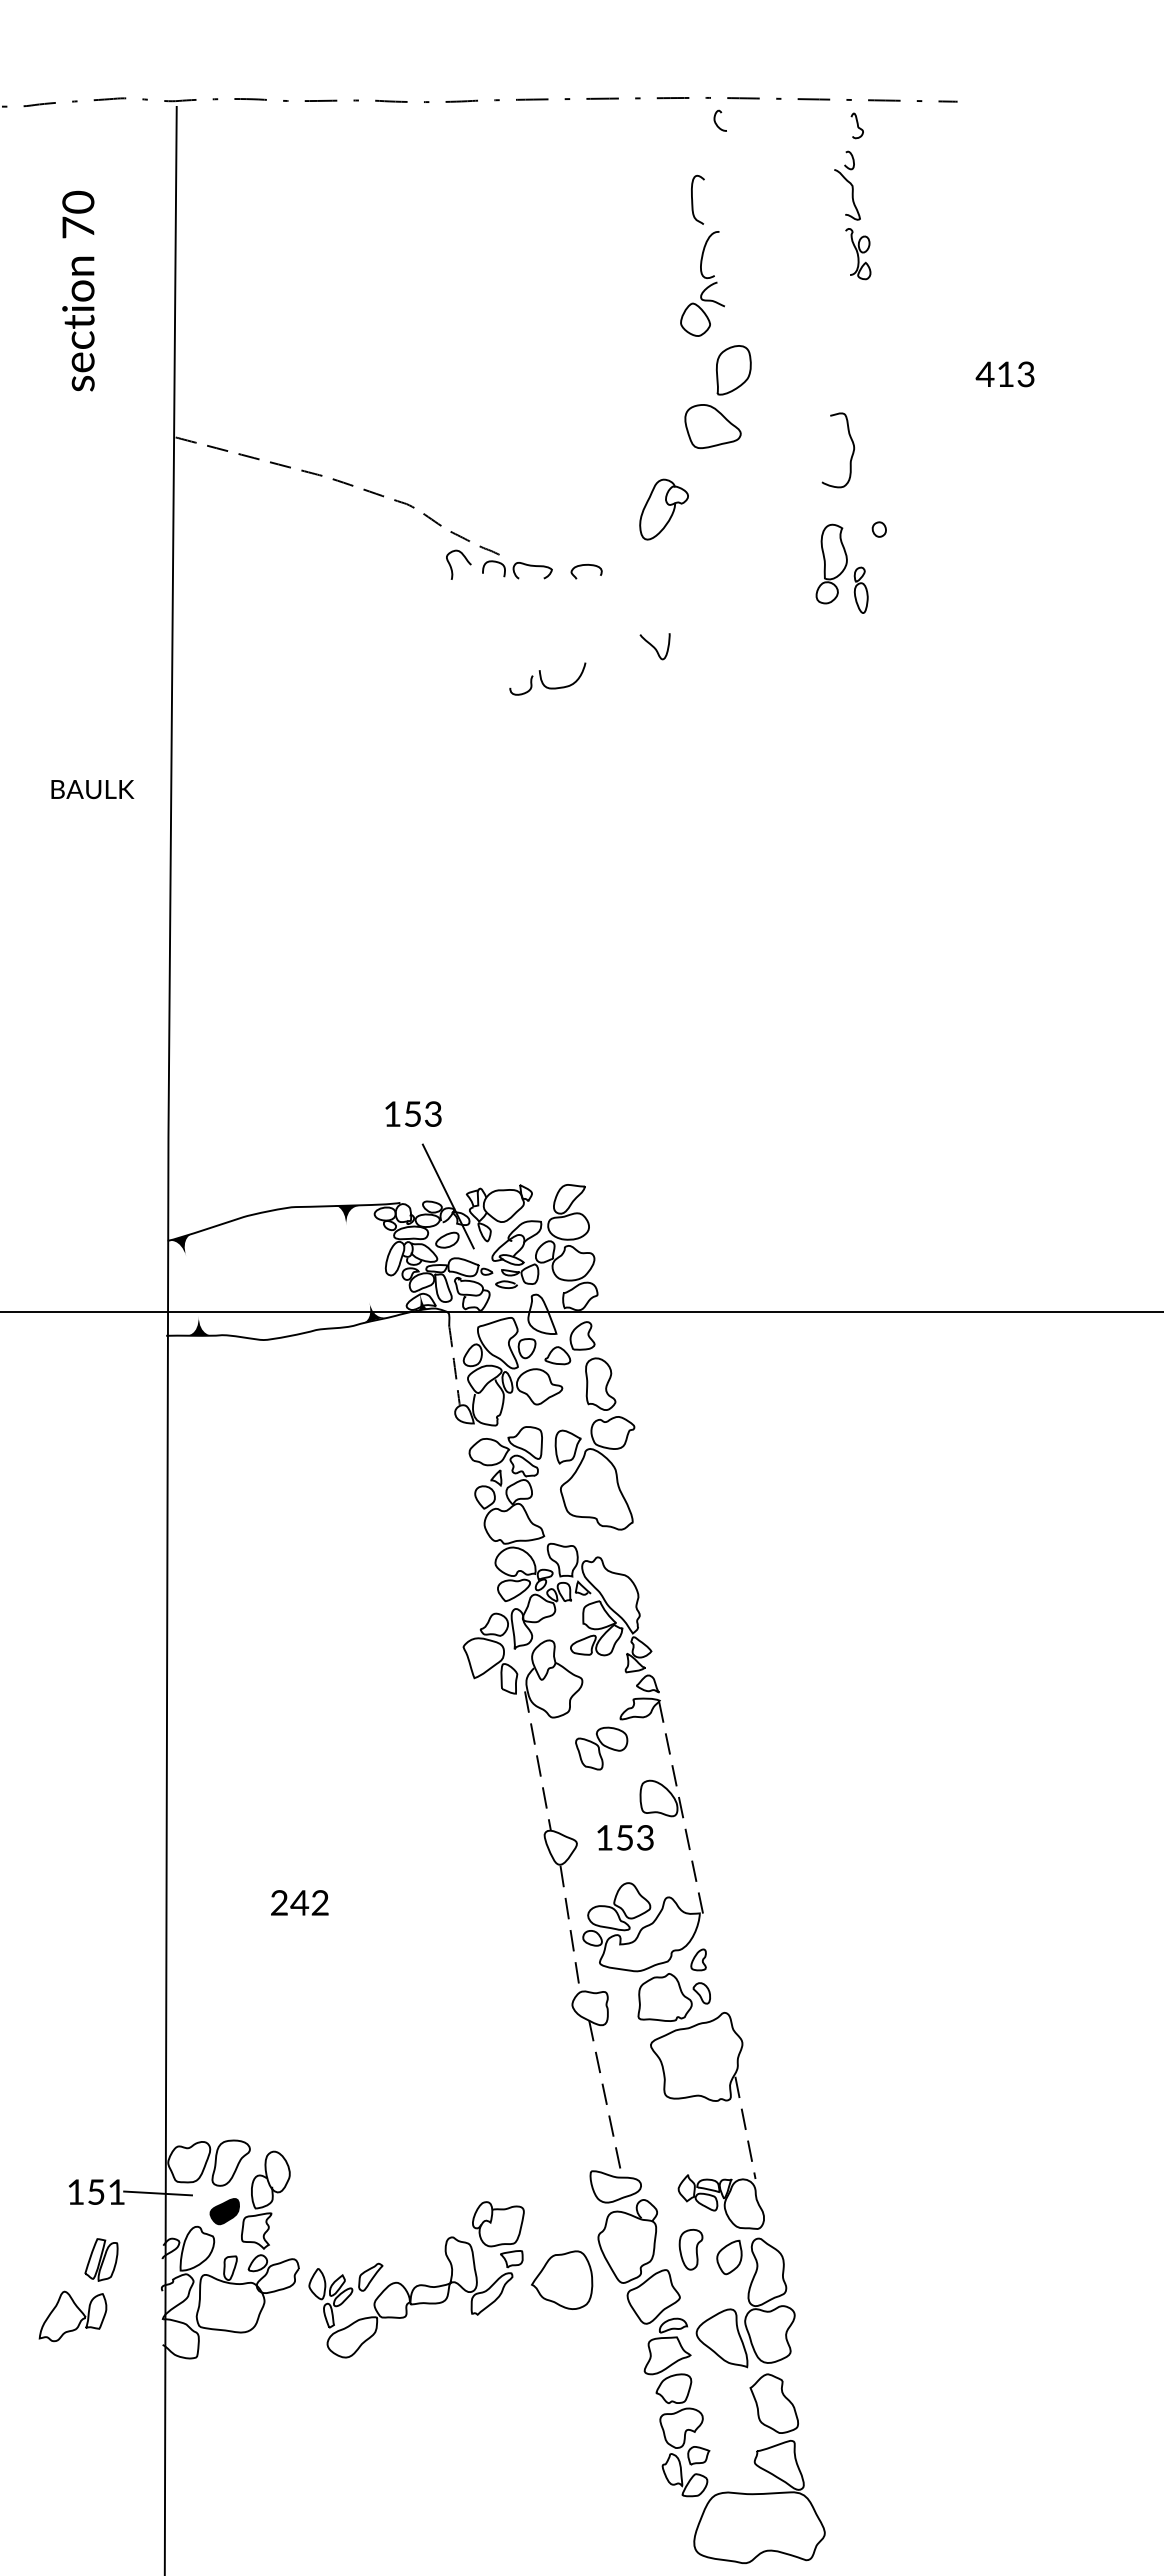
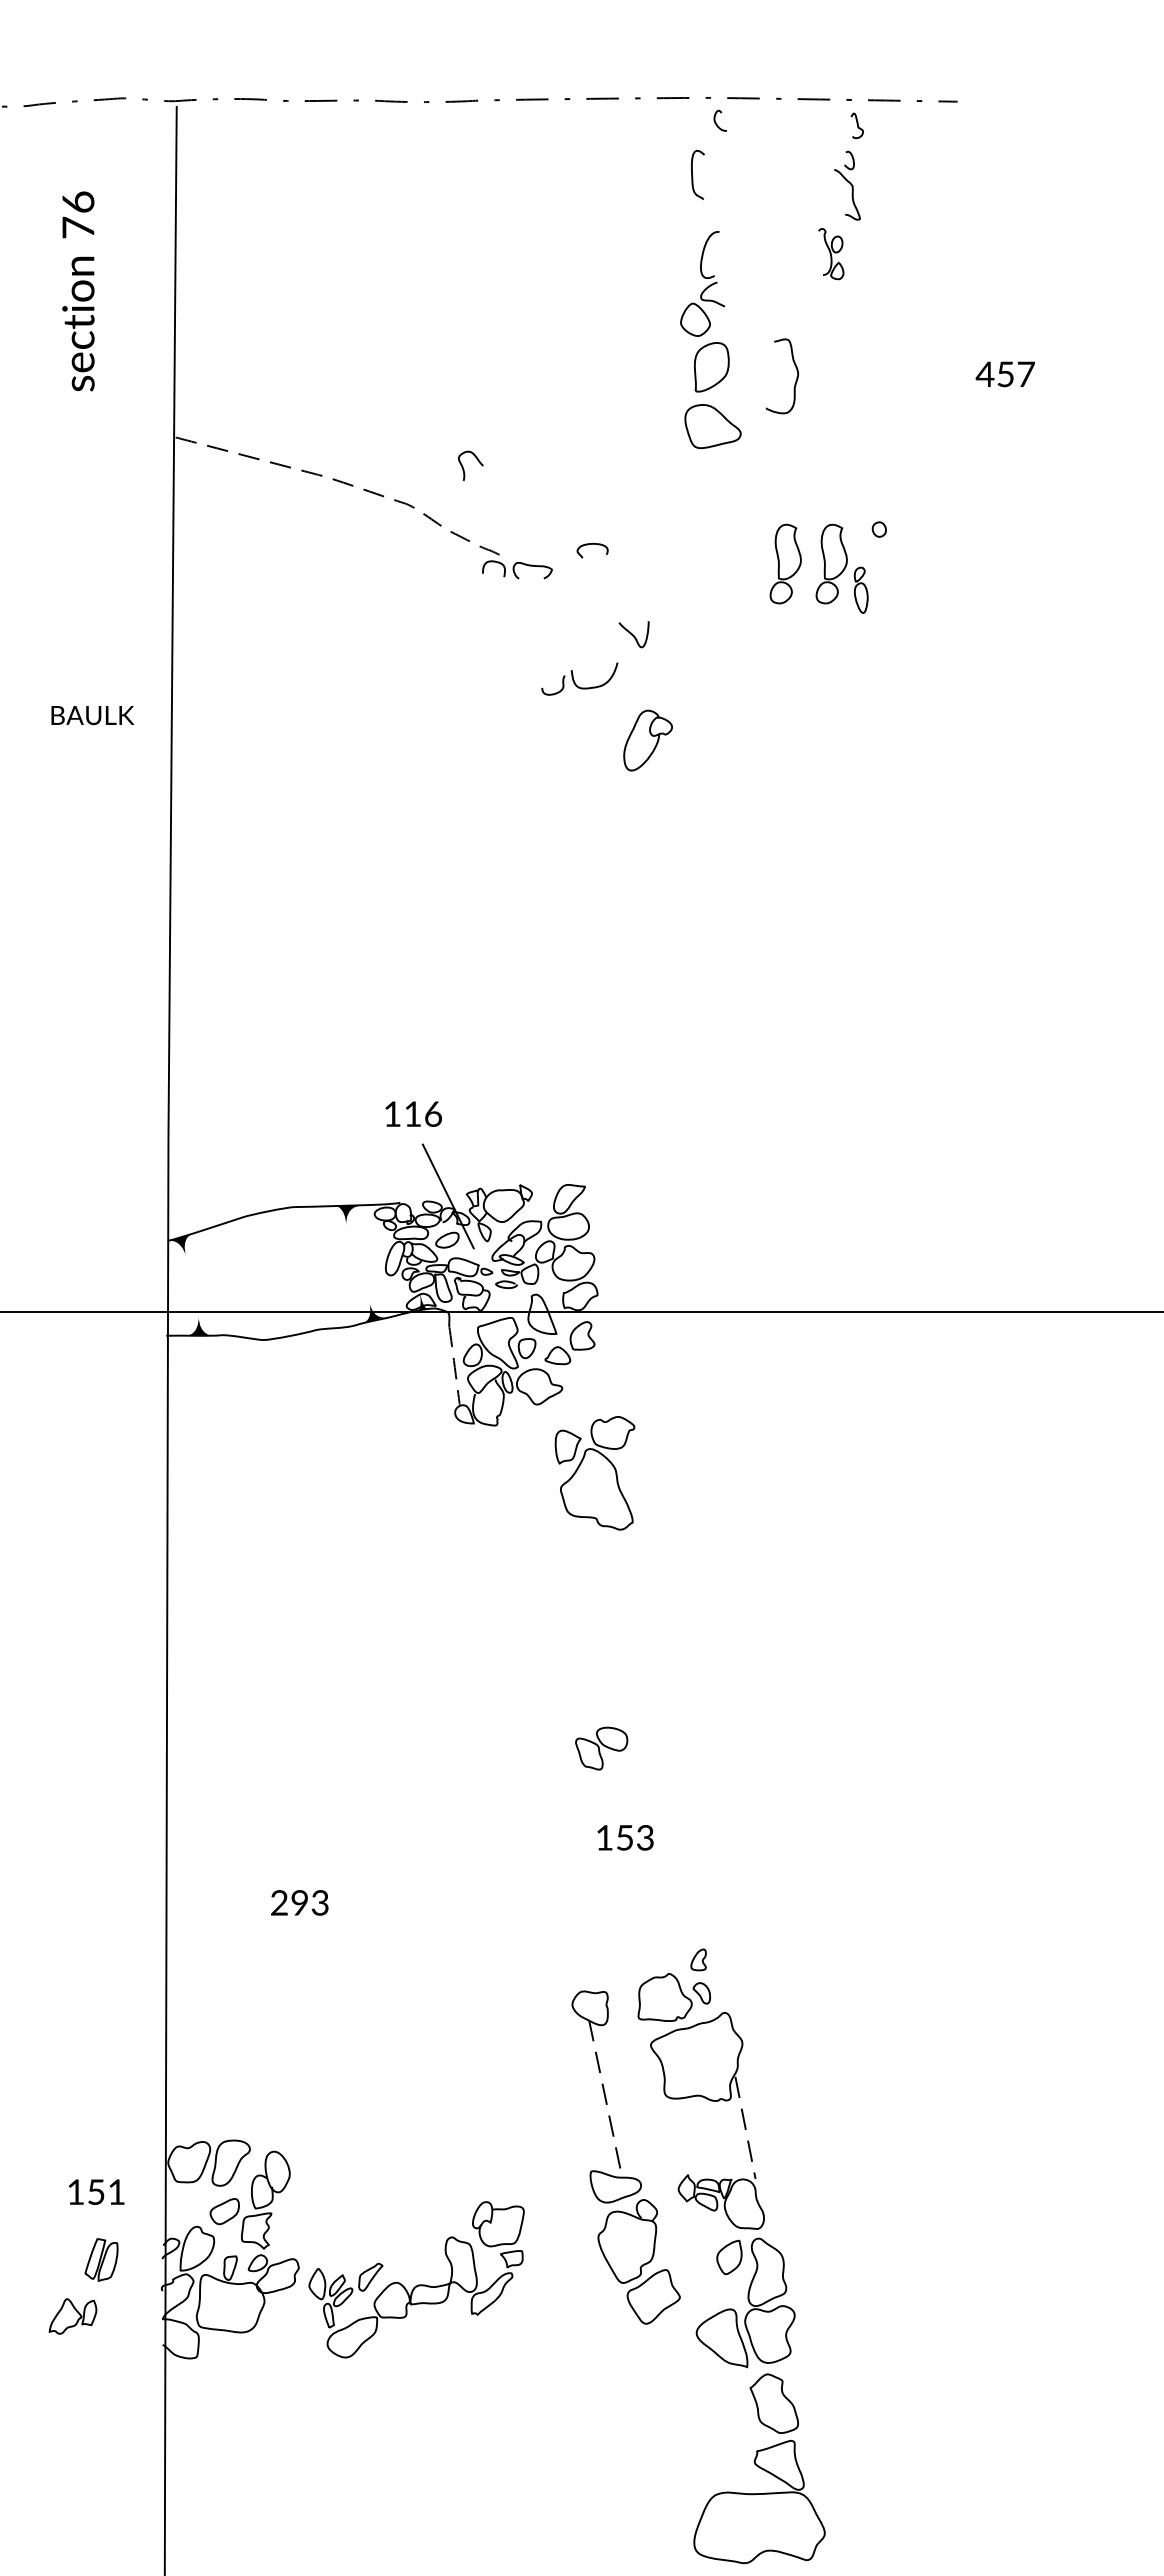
curve position: (693, 200) -> (693, 175) (693, 175)
text: 70 -> 76 (78, 201)
part position: (858, 254) -> (831, 254) (831, 254)
part position: (733, 370) -> (711, 367) (711, 367)
text: 413 -> 457 (1015, 374)
curve position: (851, 454) -> (795, 380) (795, 380)
part position: (663, 509) -> (647, 740) (647, 740)
part: none -> present (785, 563)
curve position: (451, 565) -> (463, 466) (463, 466)
curve position: (586, 565) -> (592, 544) (592, 544)
curve position: (654, 646) -> (633, 634) (633, 634)
part position: (547, 678) -> (579, 678) (579, 678)
text position: (92, 789) -> (92, 715) (92, 715)
text: 153 -> 116 (423, 1113)
part: present -> none (600, 1383)
part: present -> none (571, 1700)
text: 242 -> 293 (309, 1902)
line: present -> none (158, 2193)
fill: present -> none (224, 2211)
part: present -> none (690, 2249)
part: present -> none (562, 2279)
part size: 70x53 px -> 50x37 px (72, 2316)
part: present -> none (676, 2407)
